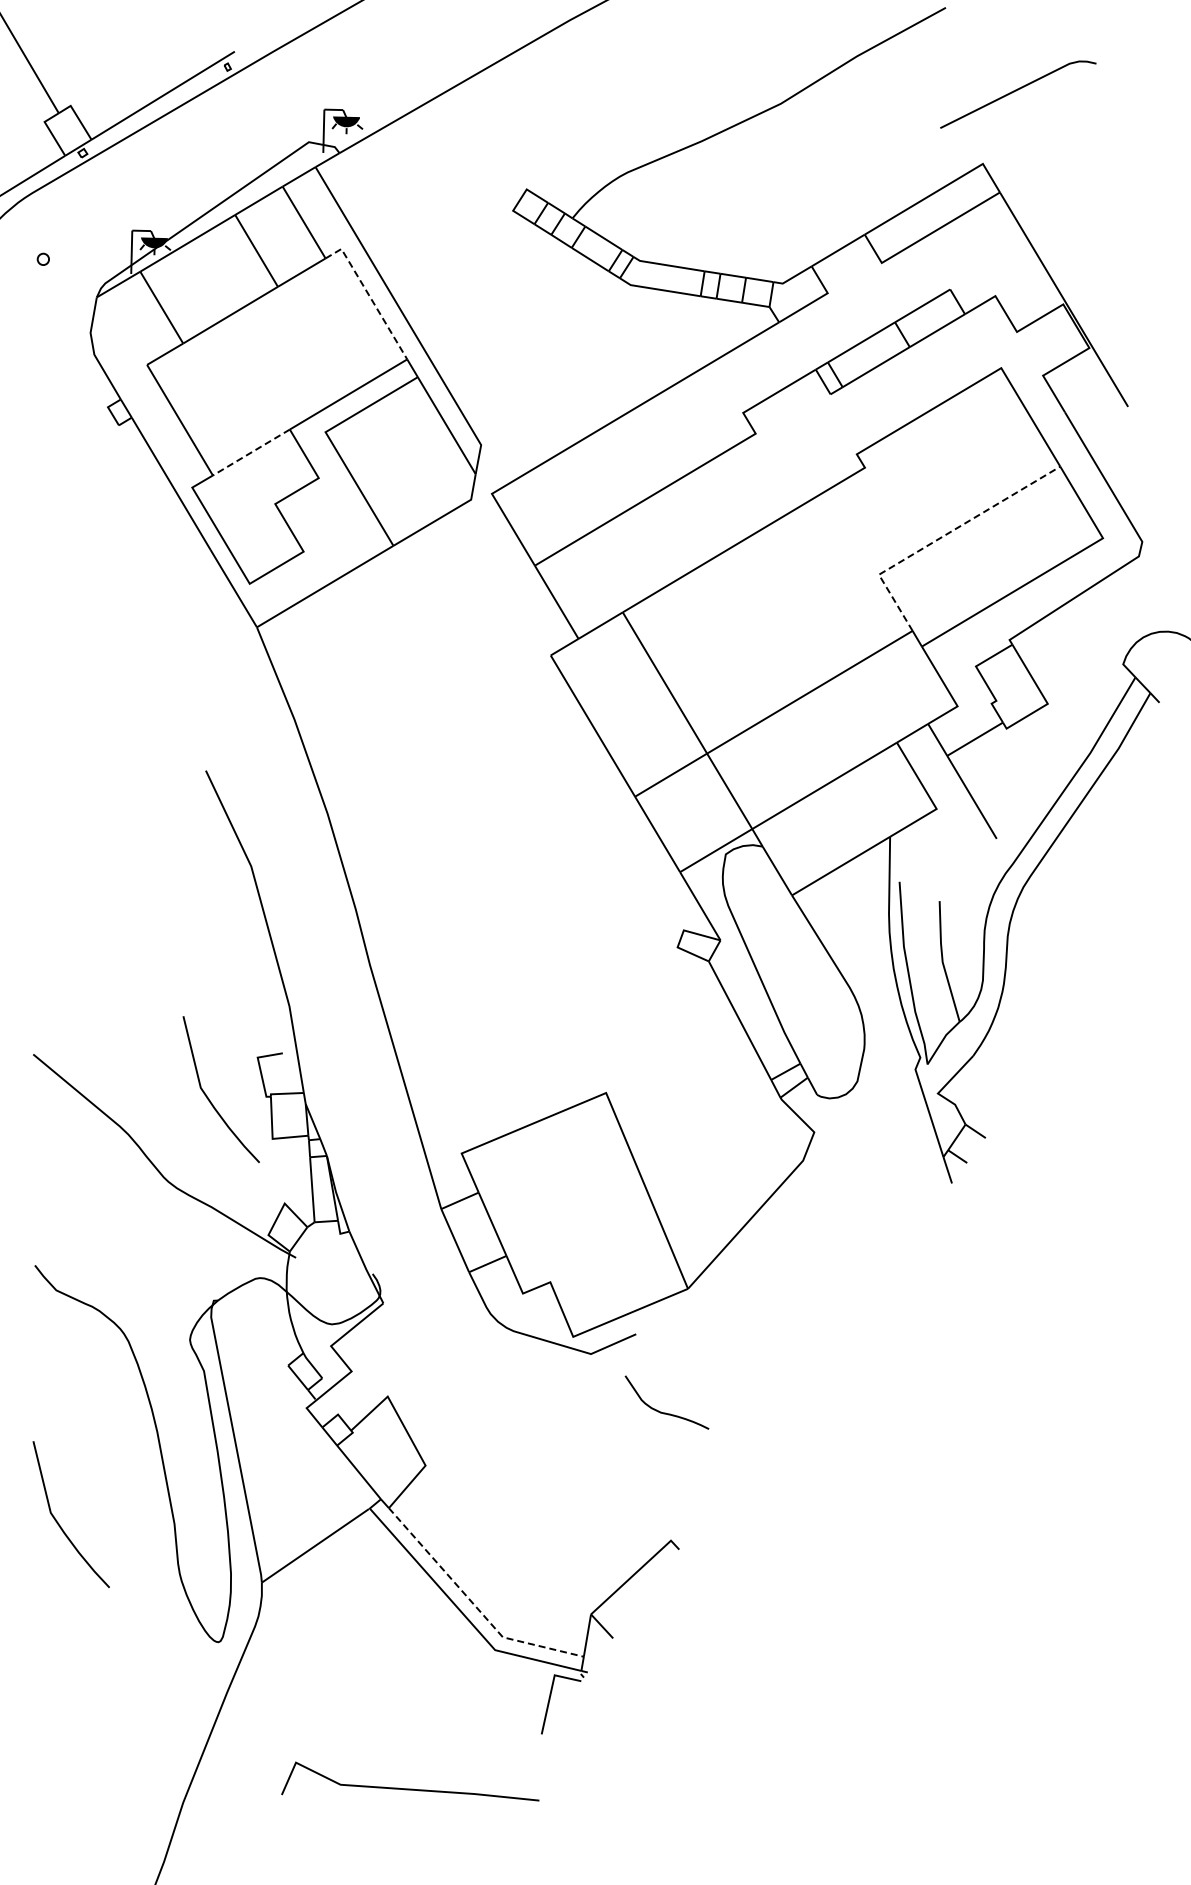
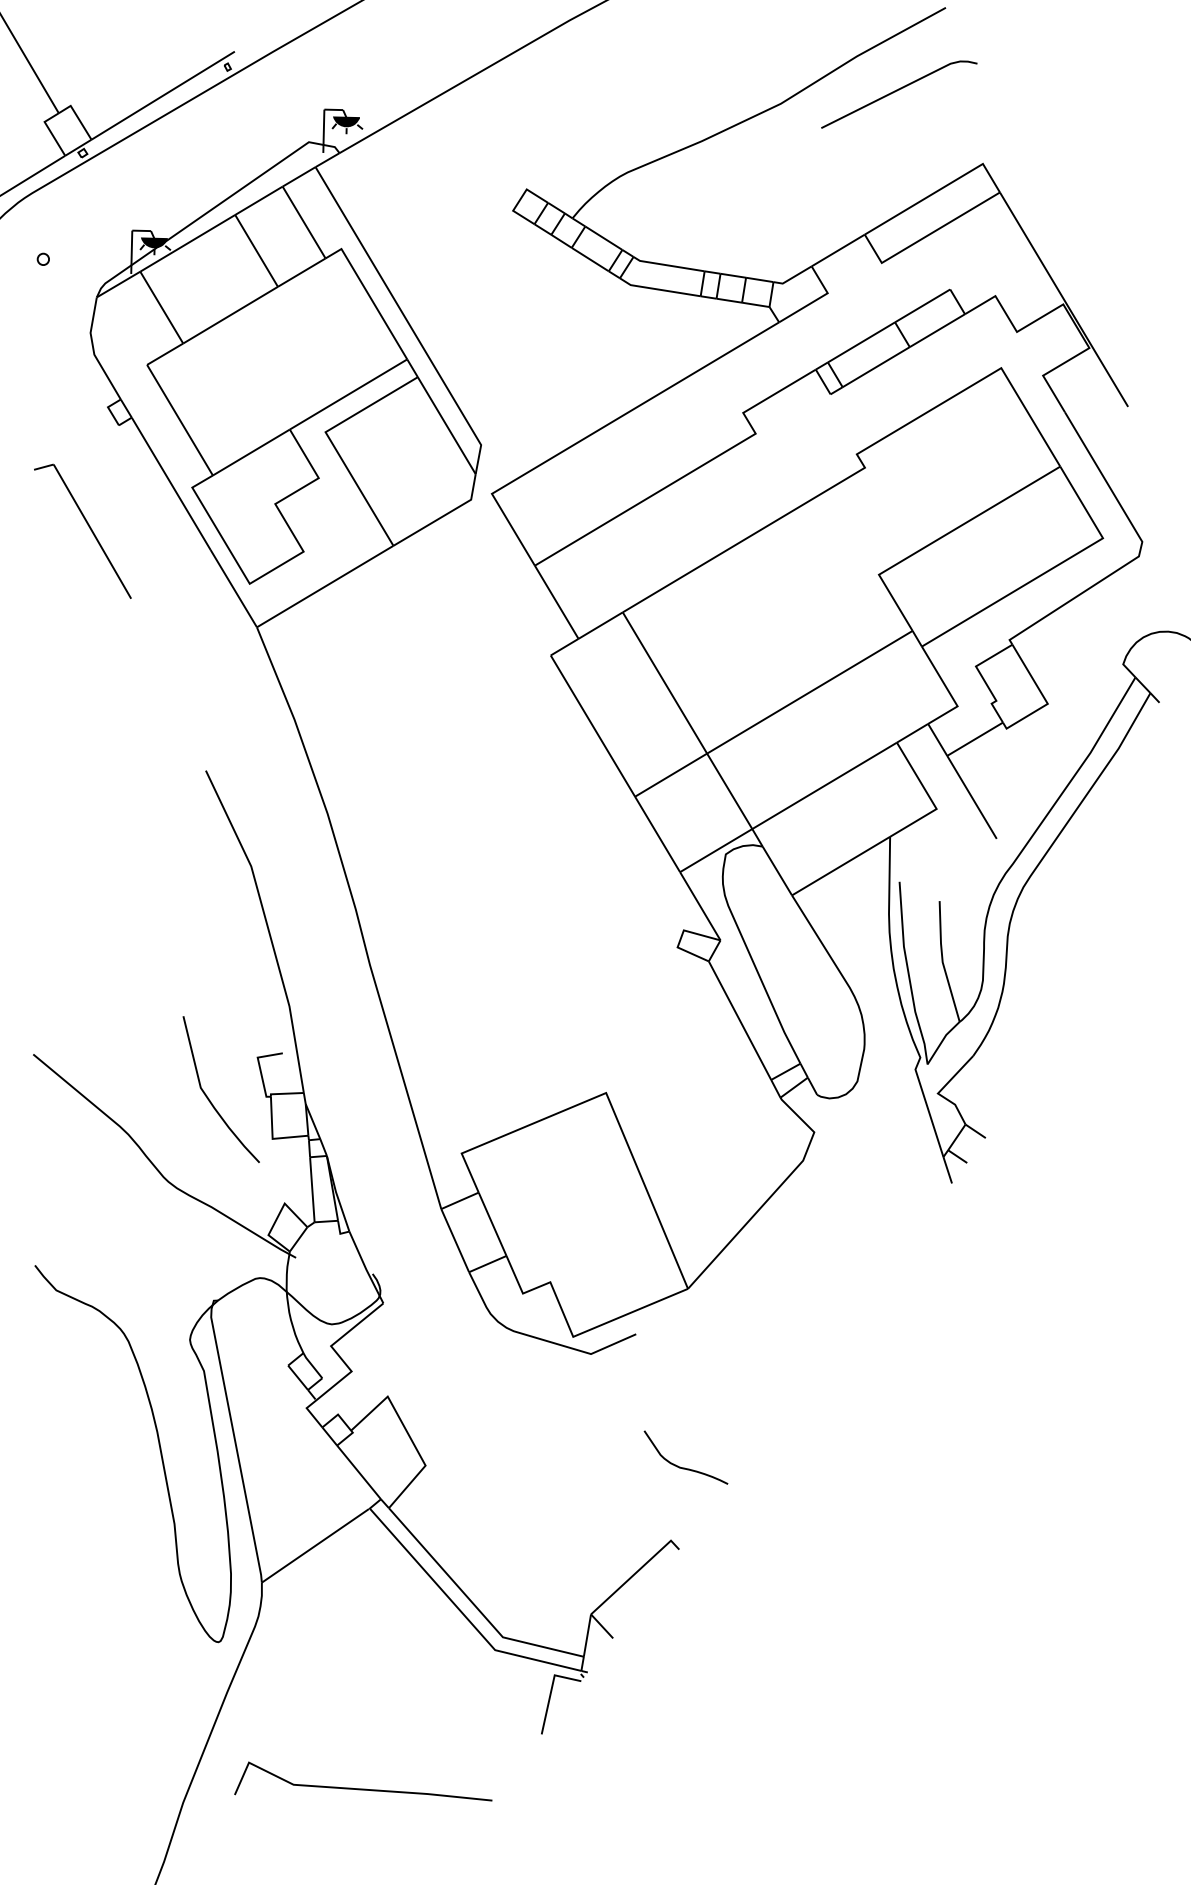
line position: (1016, 91) -> (897, 91) (897, 91)
line: dashed -> solid (369, 296)
line: dashed -> solid (251, 452)
part: none -> present (87, 525)
line: dashed -> solid (941, 537)
curve position: (665, 1412) -> (684, 1467) (684, 1467)
curve: present -> none (59, 1523)
line: dashed -> solid (473, 1604)
line position: (410, 1788) -> (363, 1788) (363, 1788)
